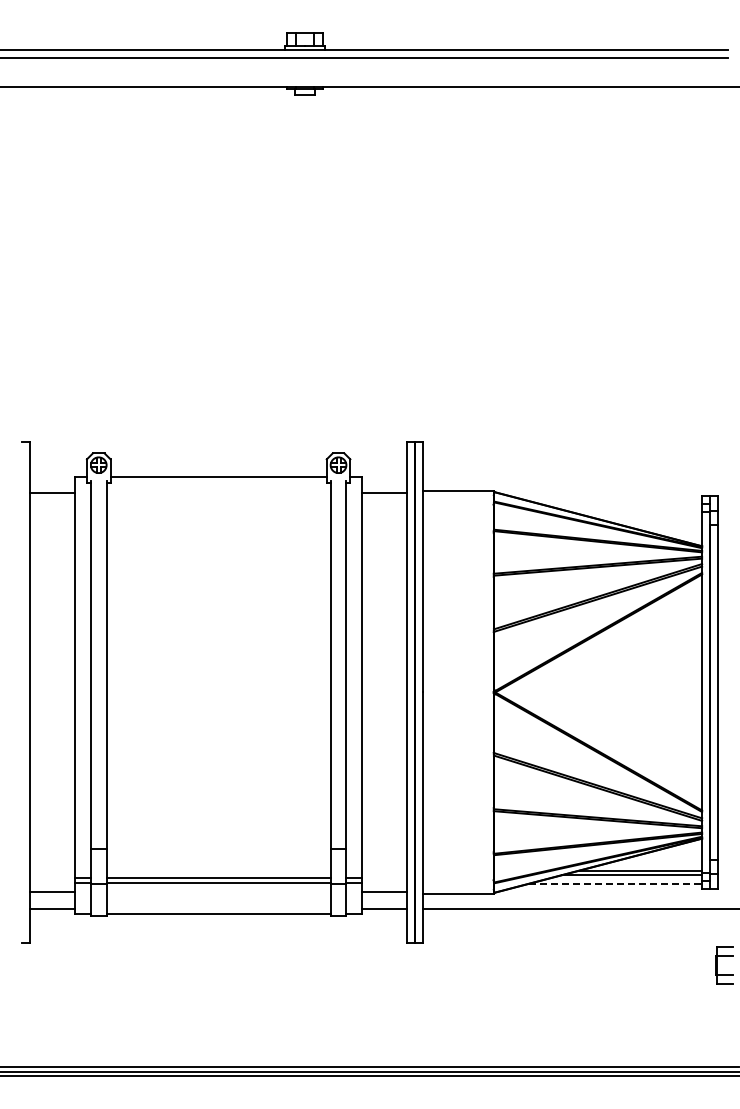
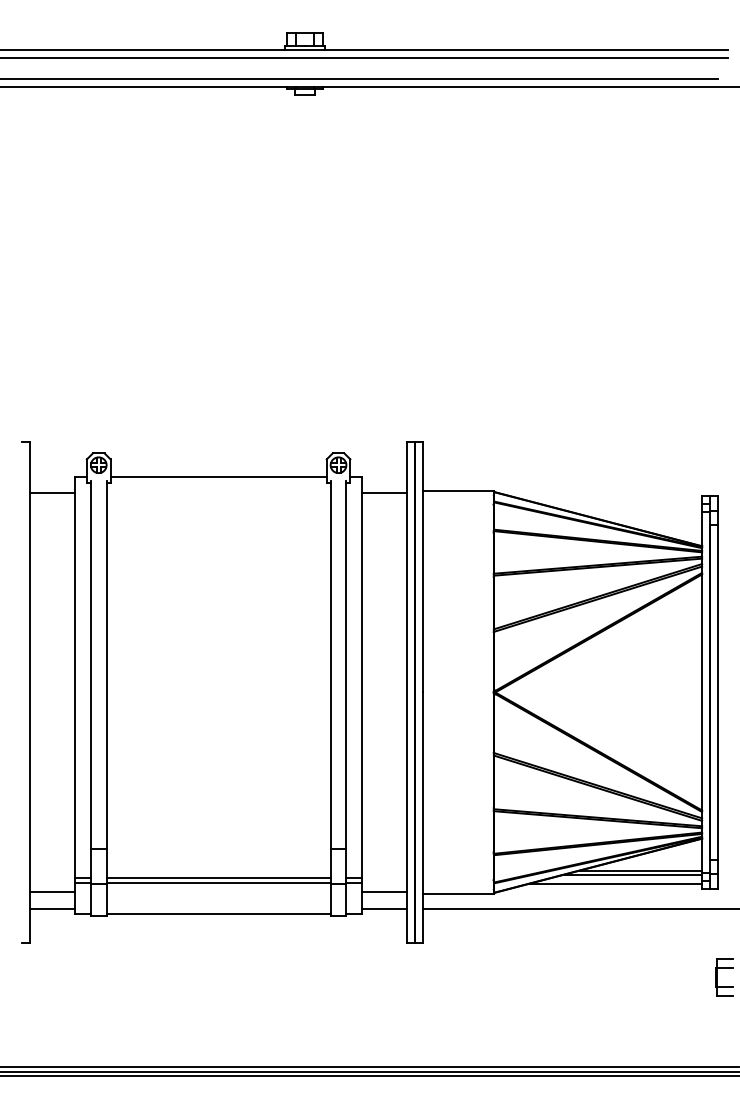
line: none -> present (359, 79)
line: dashed -> solid (615, 883)
part position: (717, 965) -> (717, 977) (717, 977)
